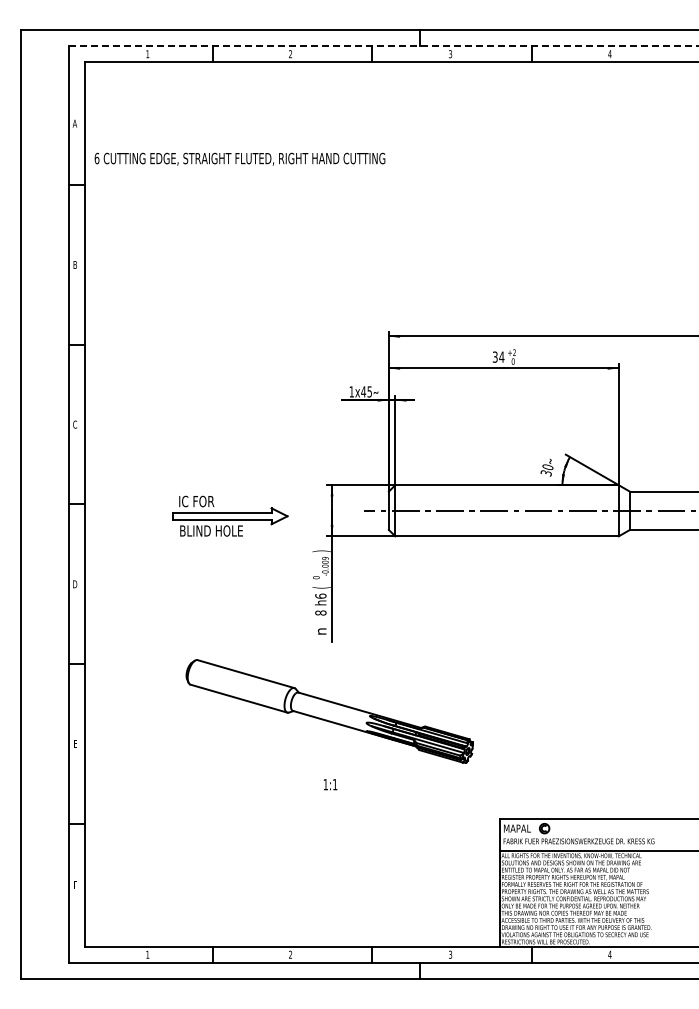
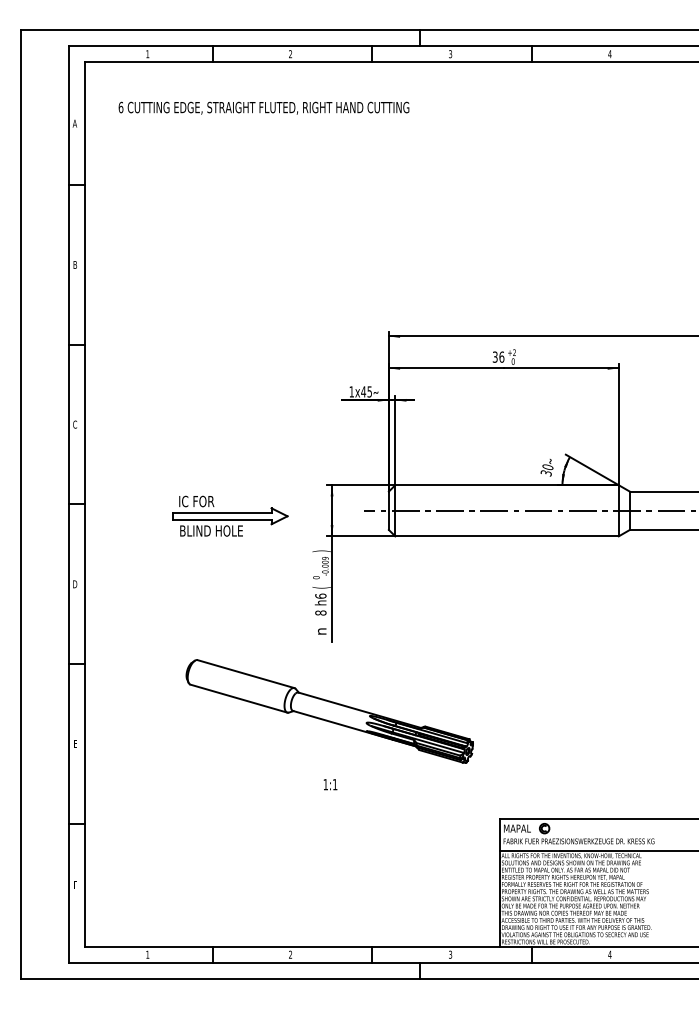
line: dashed -> solid (383, 46)
text position: (239, 158) -> (263, 107) (263, 107)
text: 34 -> 36 (501, 356)
